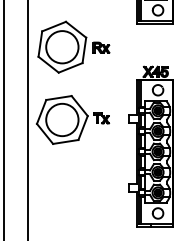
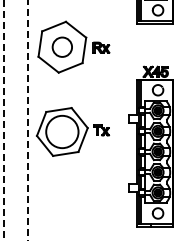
circle diameter: 32 px -> 19 px (62, 46)
part position: (72, 119) -> (72, 131) (72, 131)
line: solid -> dashed (3, 120)
line: solid -> dashed (27, 120)
